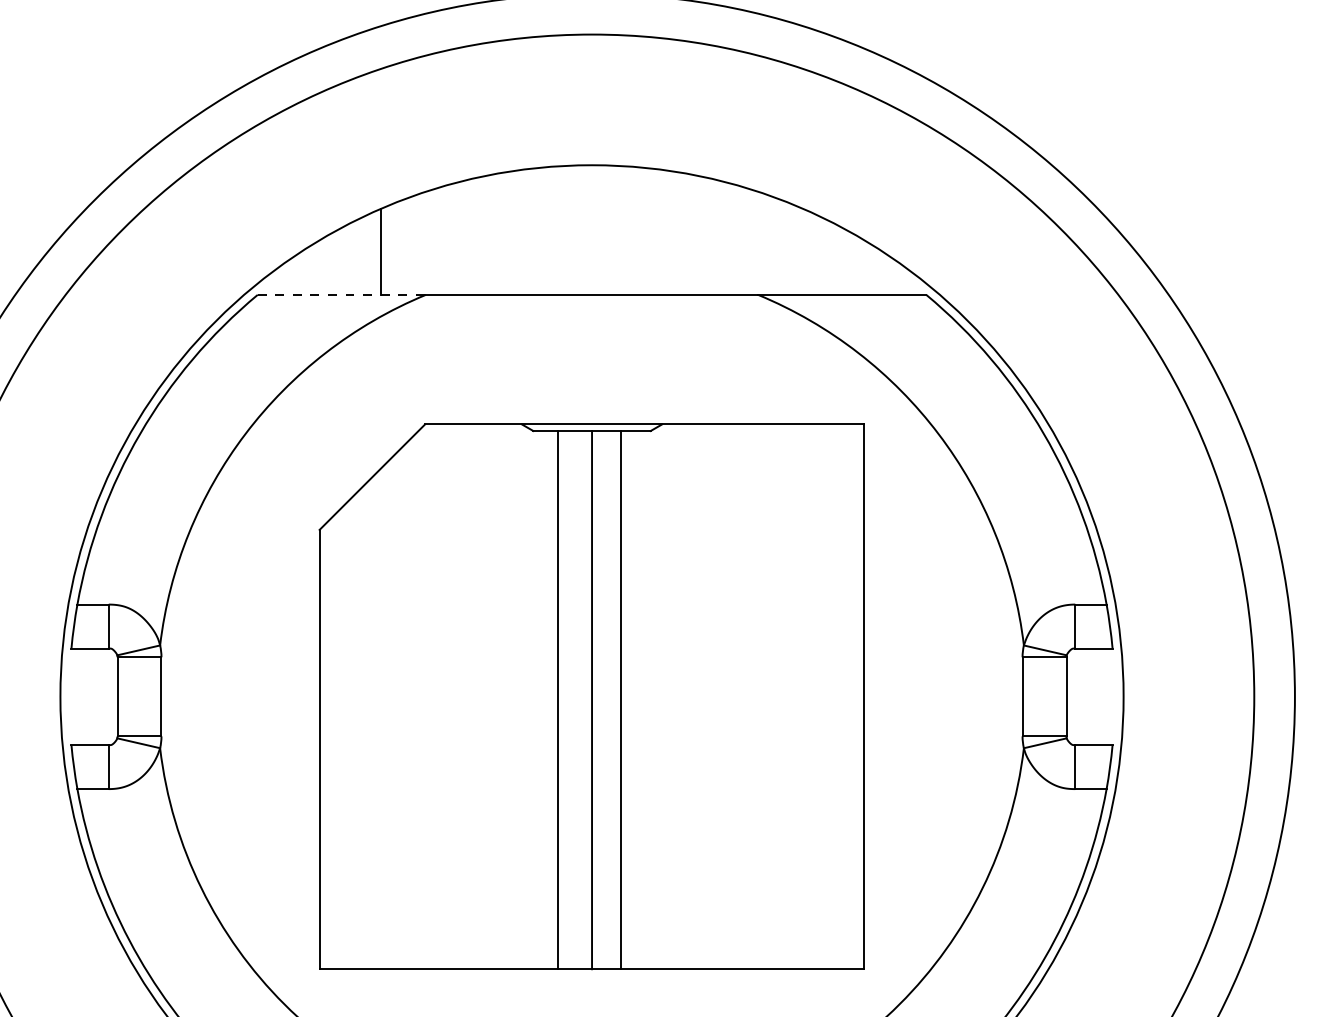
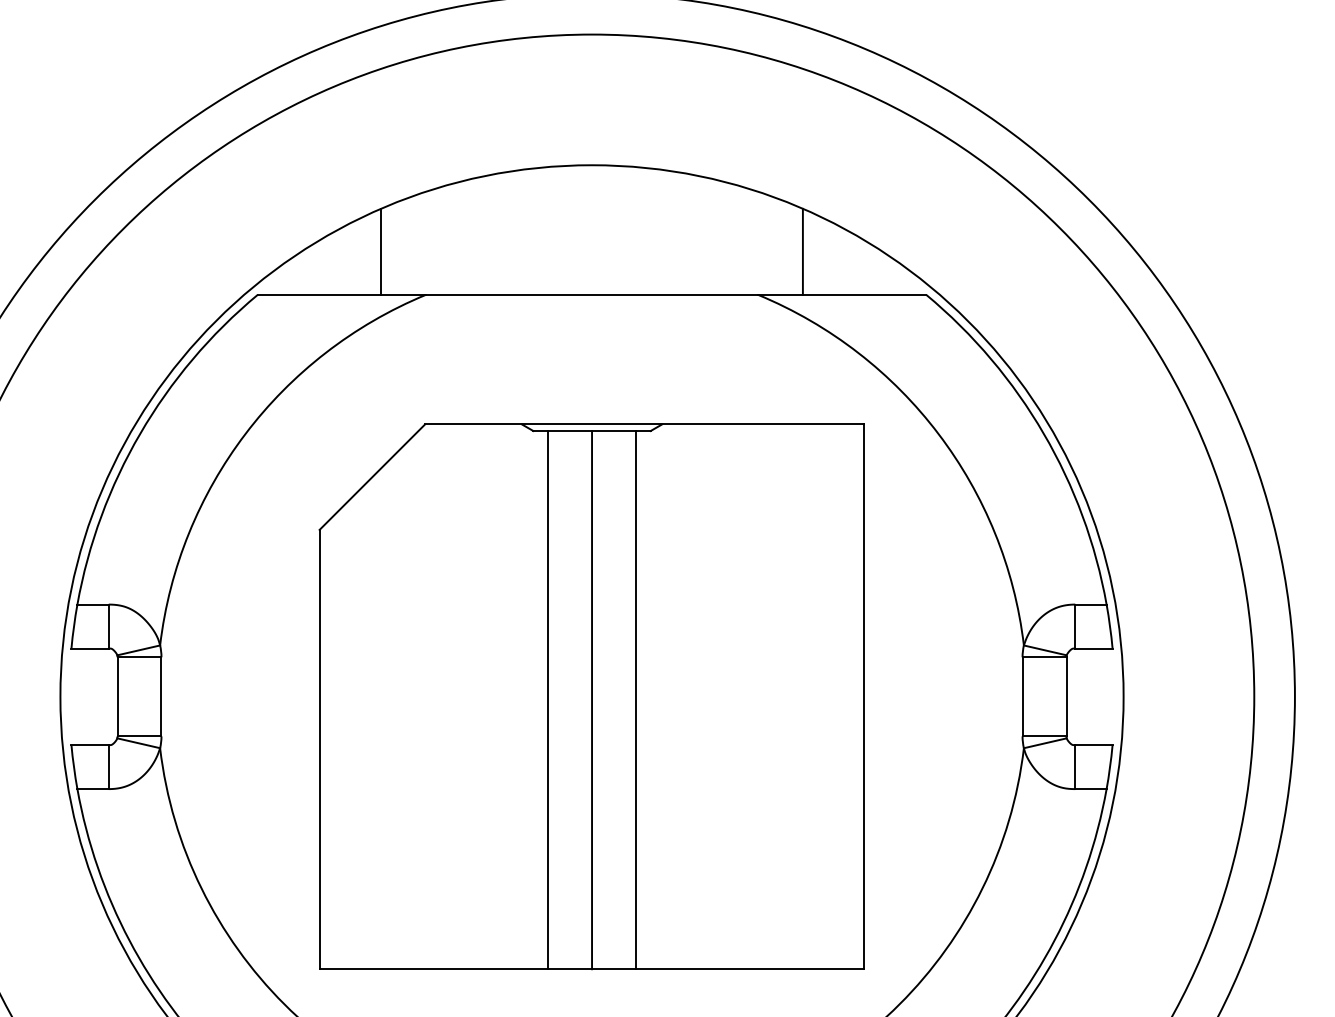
line: none -> present (802, 251)
line: dashed -> solid (342, 294)
line position: (558, 700) -> (548, 700) (548, 700)
line position: (620, 700) -> (635, 700) (635, 700)
